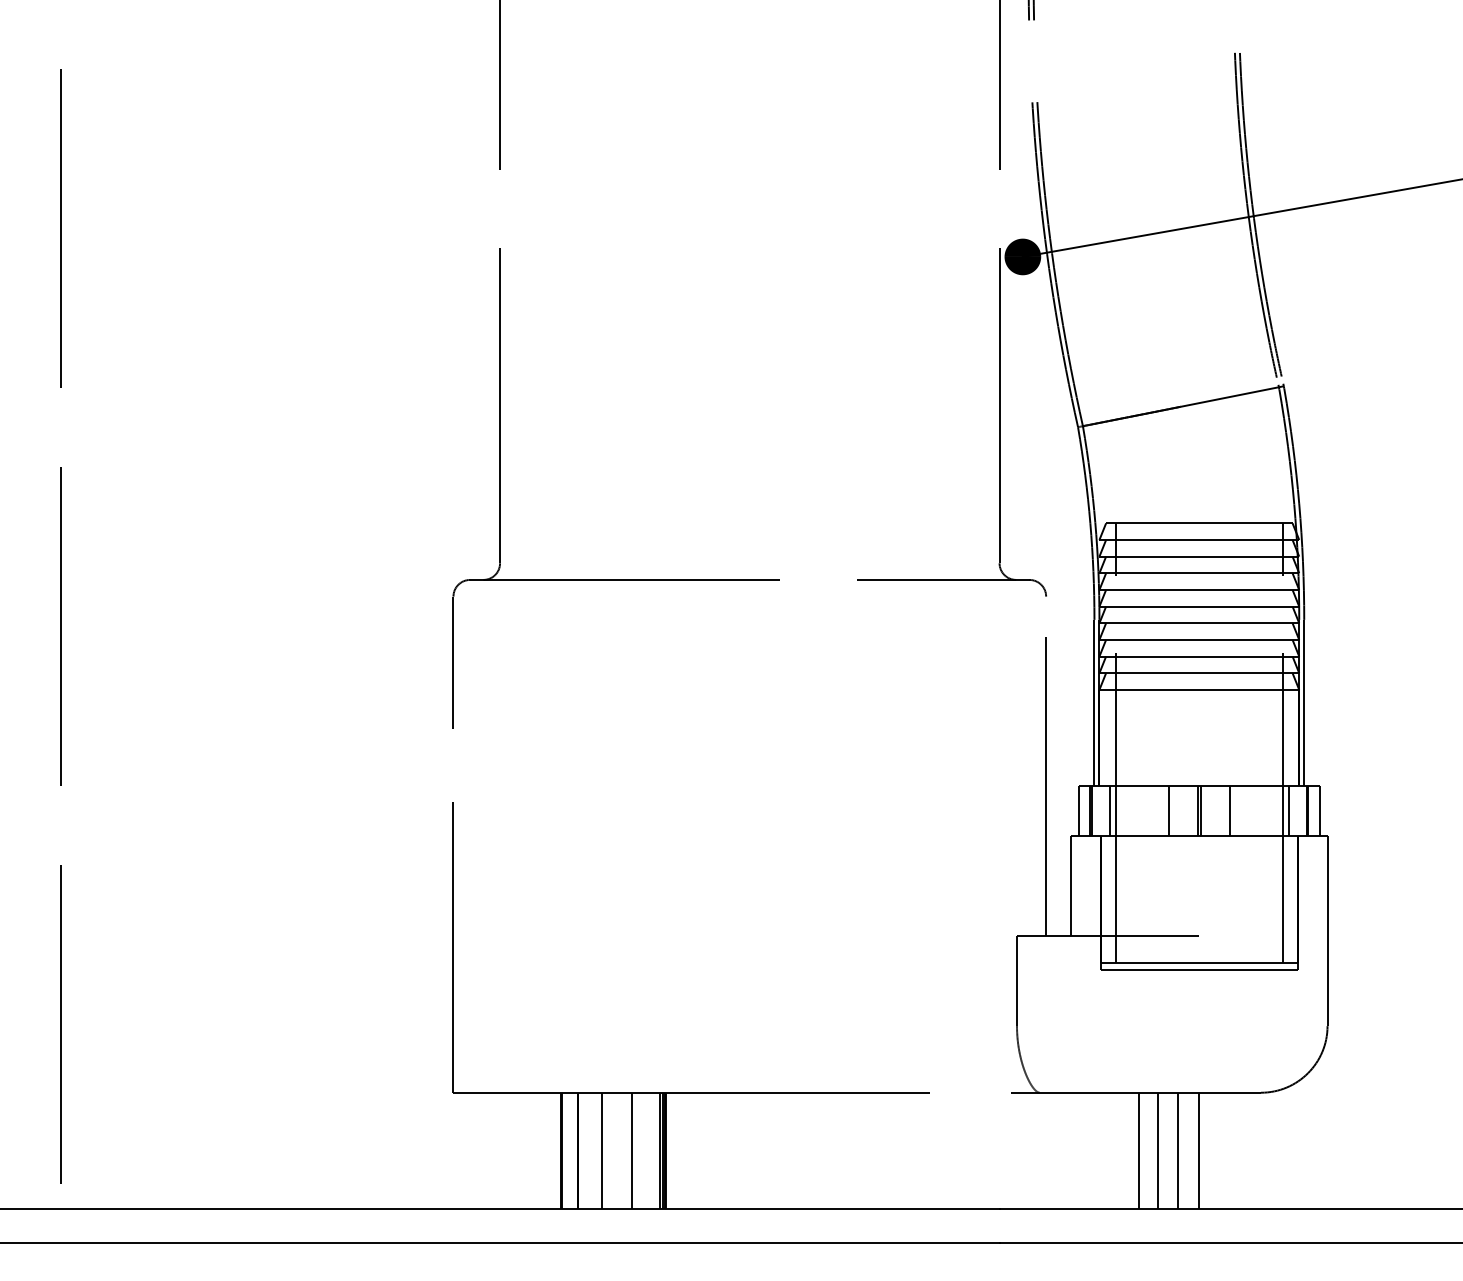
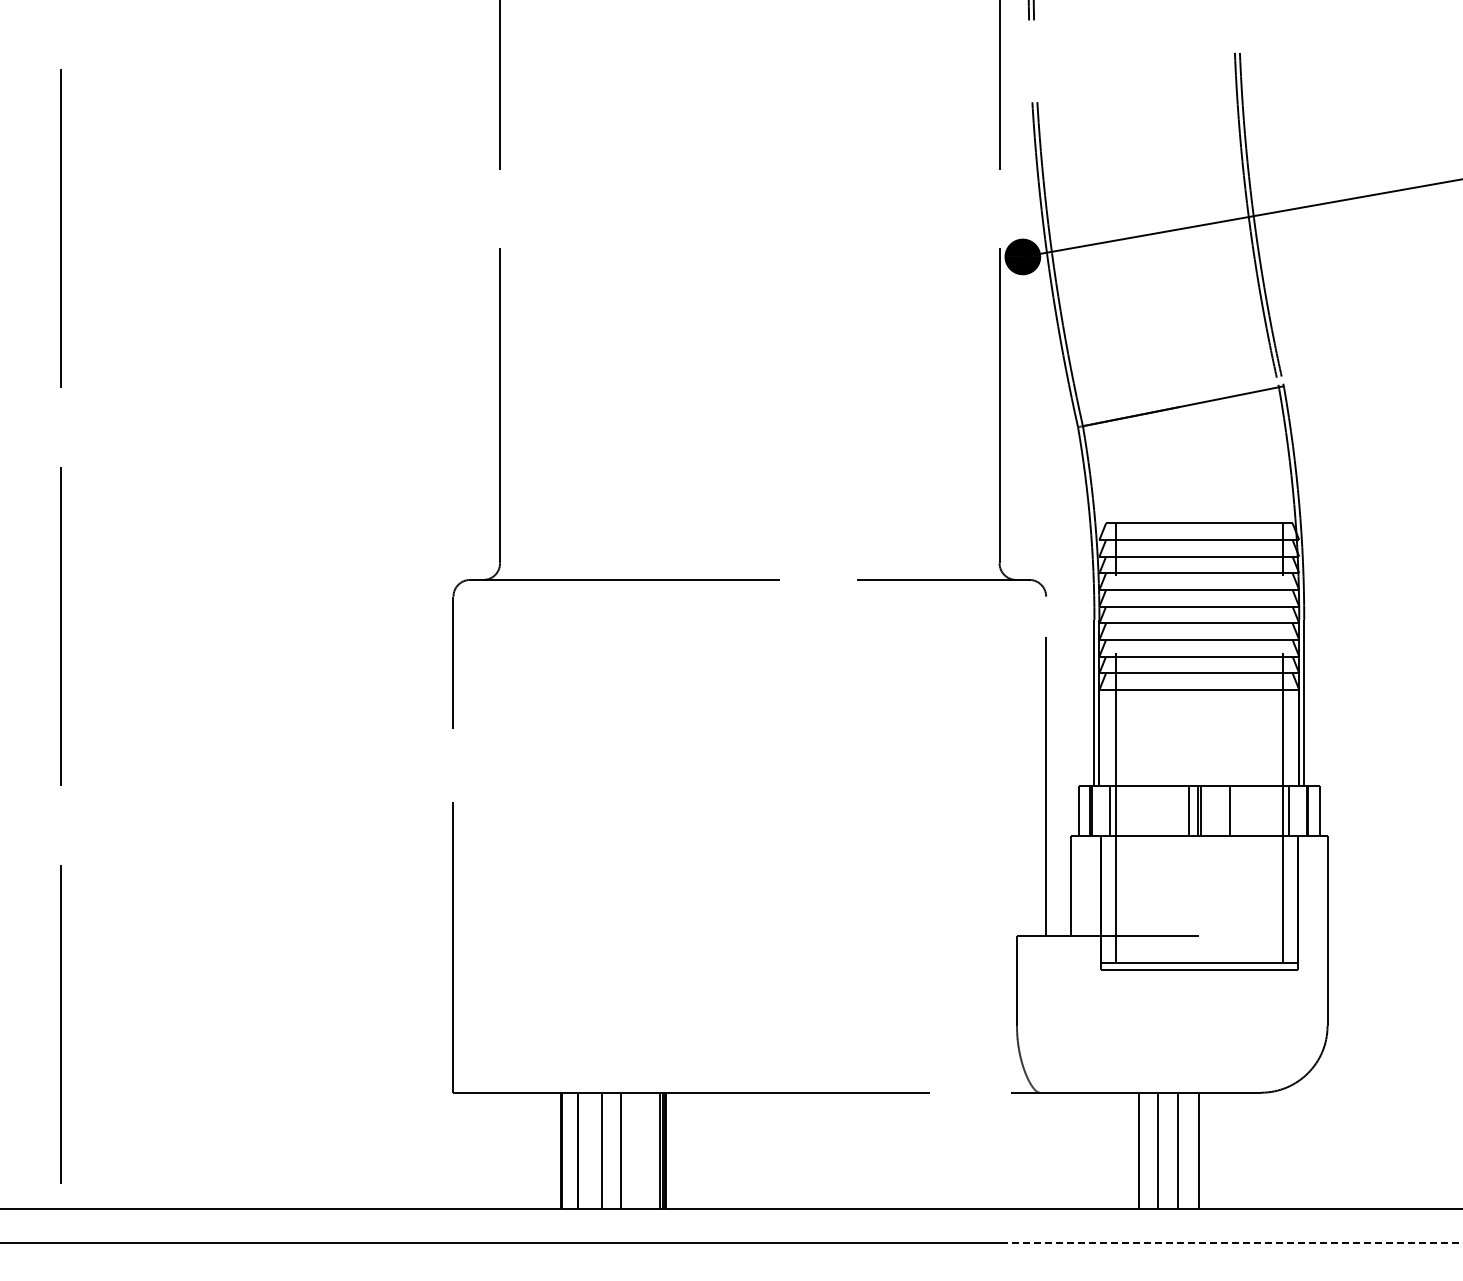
line position: (1168, 811) -> (1188, 811) (1188, 811)
line position: (631, 1150) -> (620, 1150) (620, 1150)
line: solid -> dashed (1230, 1242)
